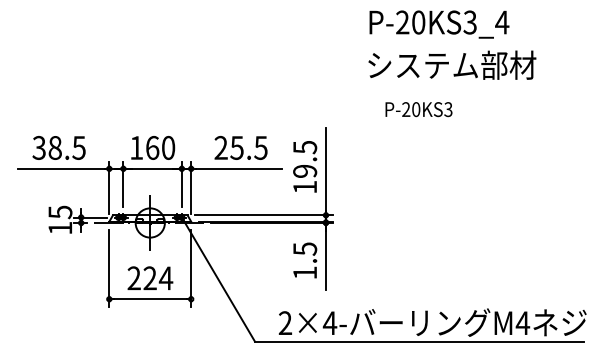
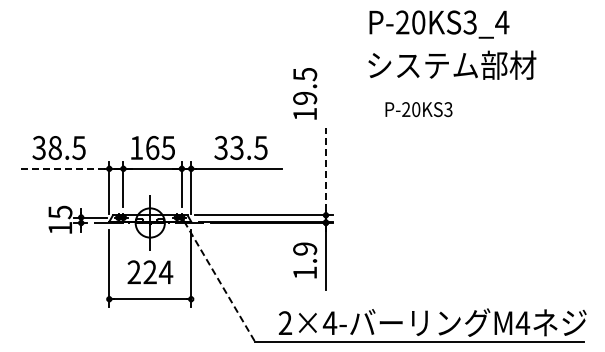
text: 160 -> 165 (168, 147)
text: 25.5 -> 33.5 (228, 147)
text position: (305, 166) -> (305, 93) (305, 93)
line: solid -> dashed (61, 168)
line: solid -> dashed (325, 169)
text: 1.5 -> 1.9 (305, 248)
text position: (150, 277) -> (150, 271) (150, 271)
line: solid -> dashed (219, 281)
